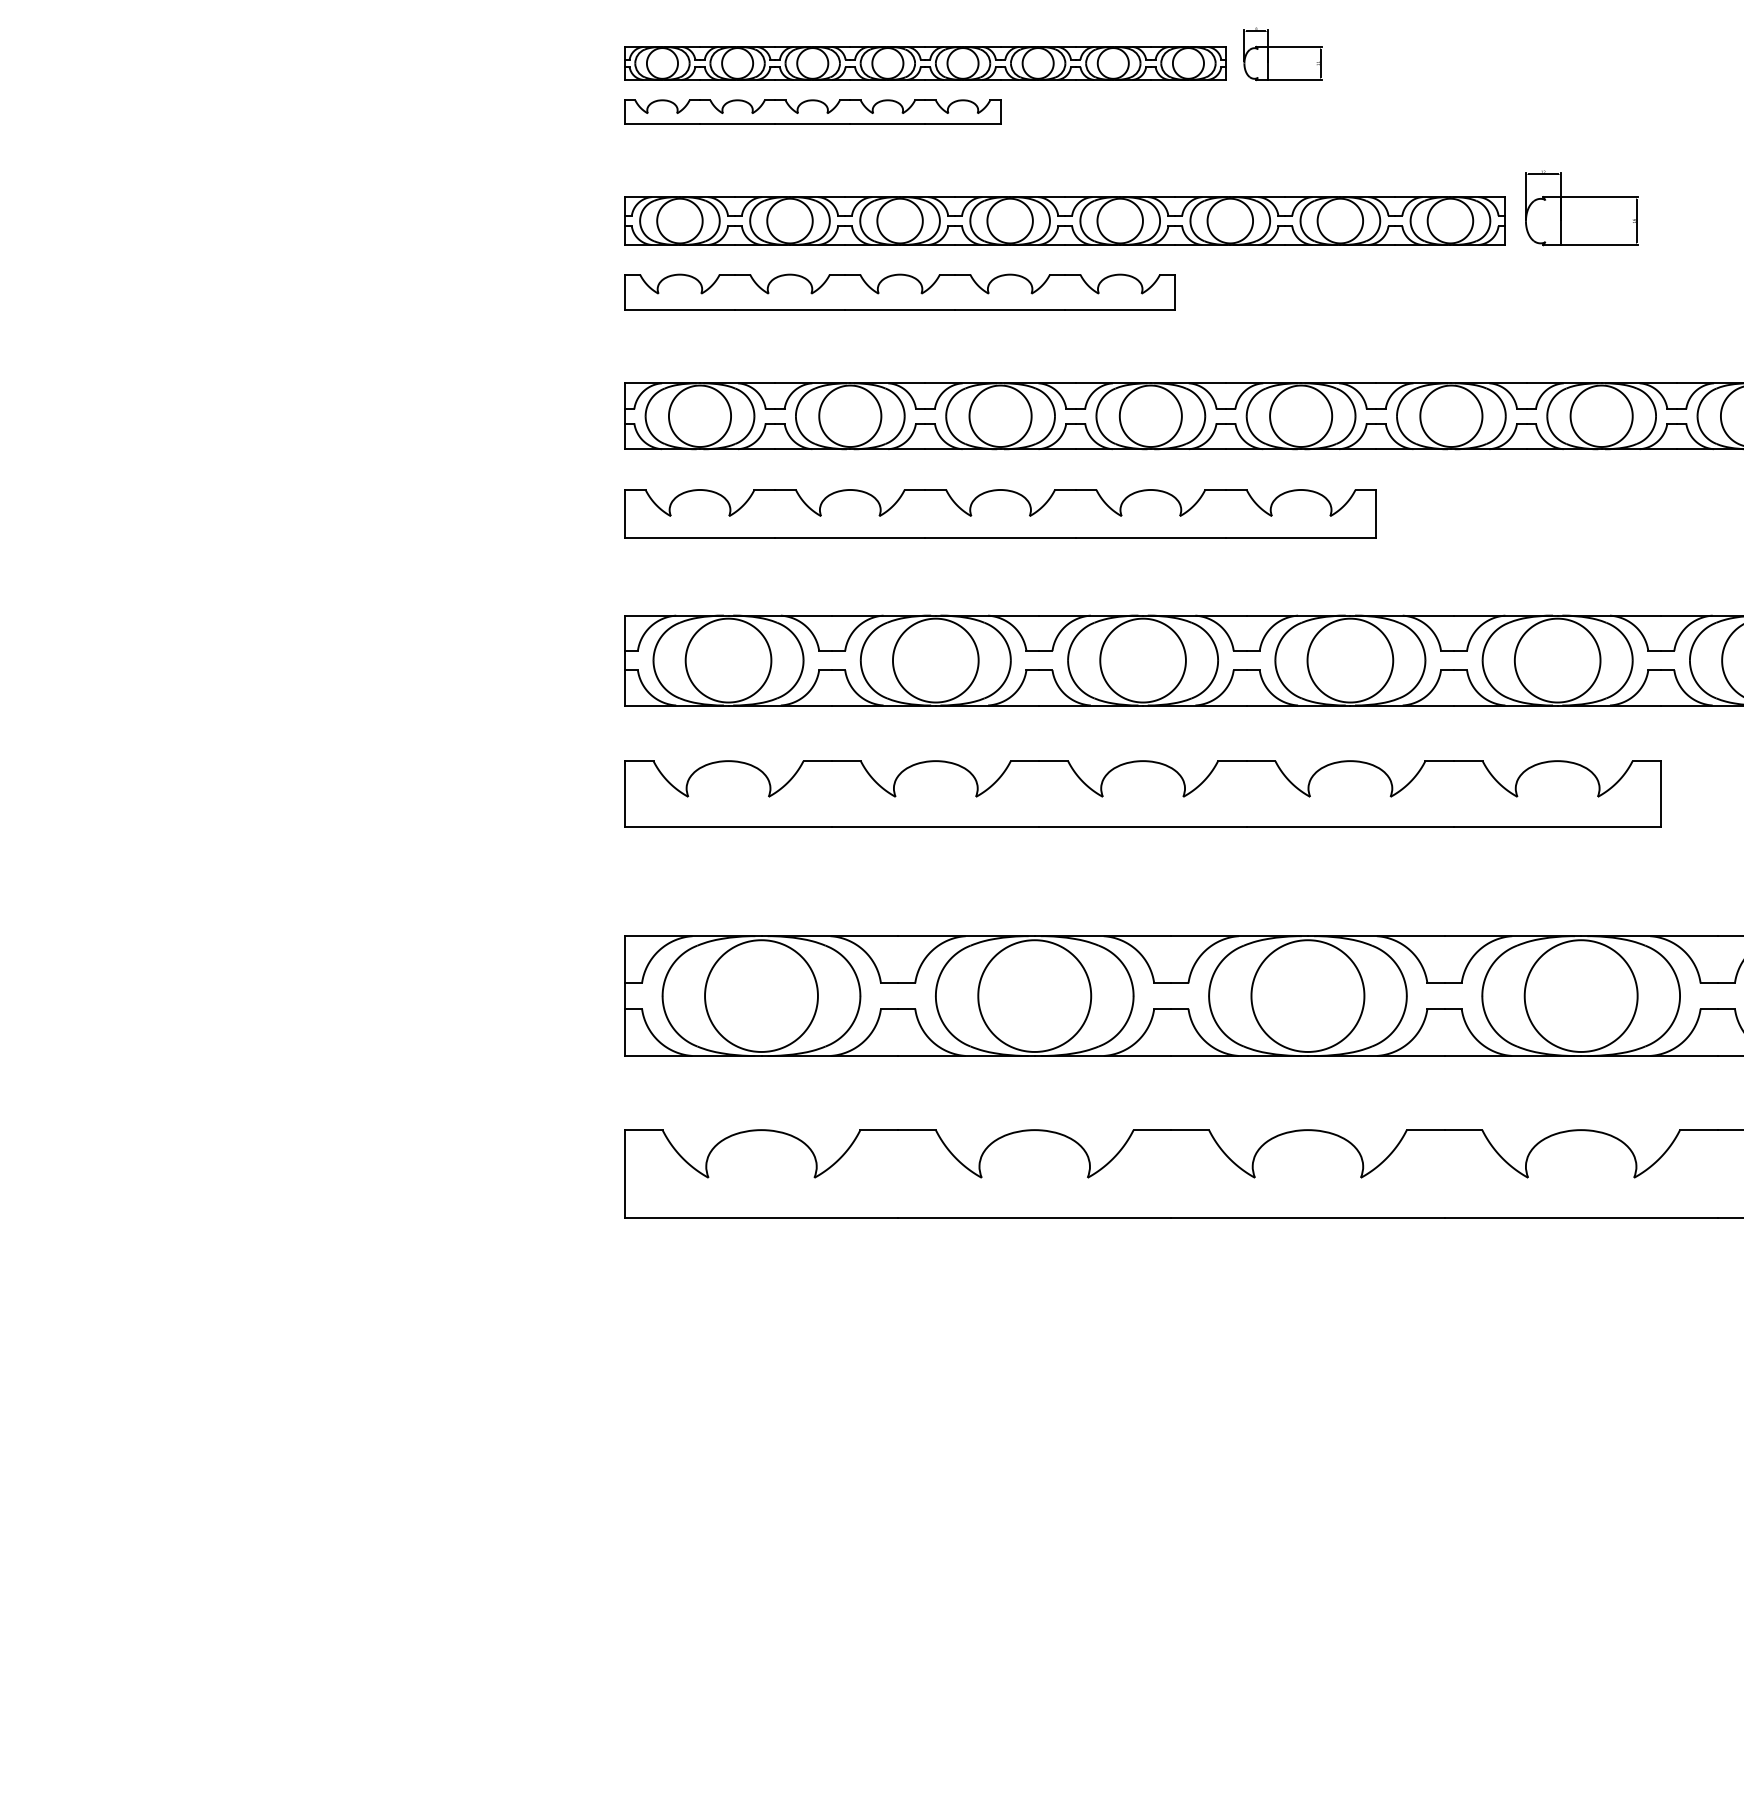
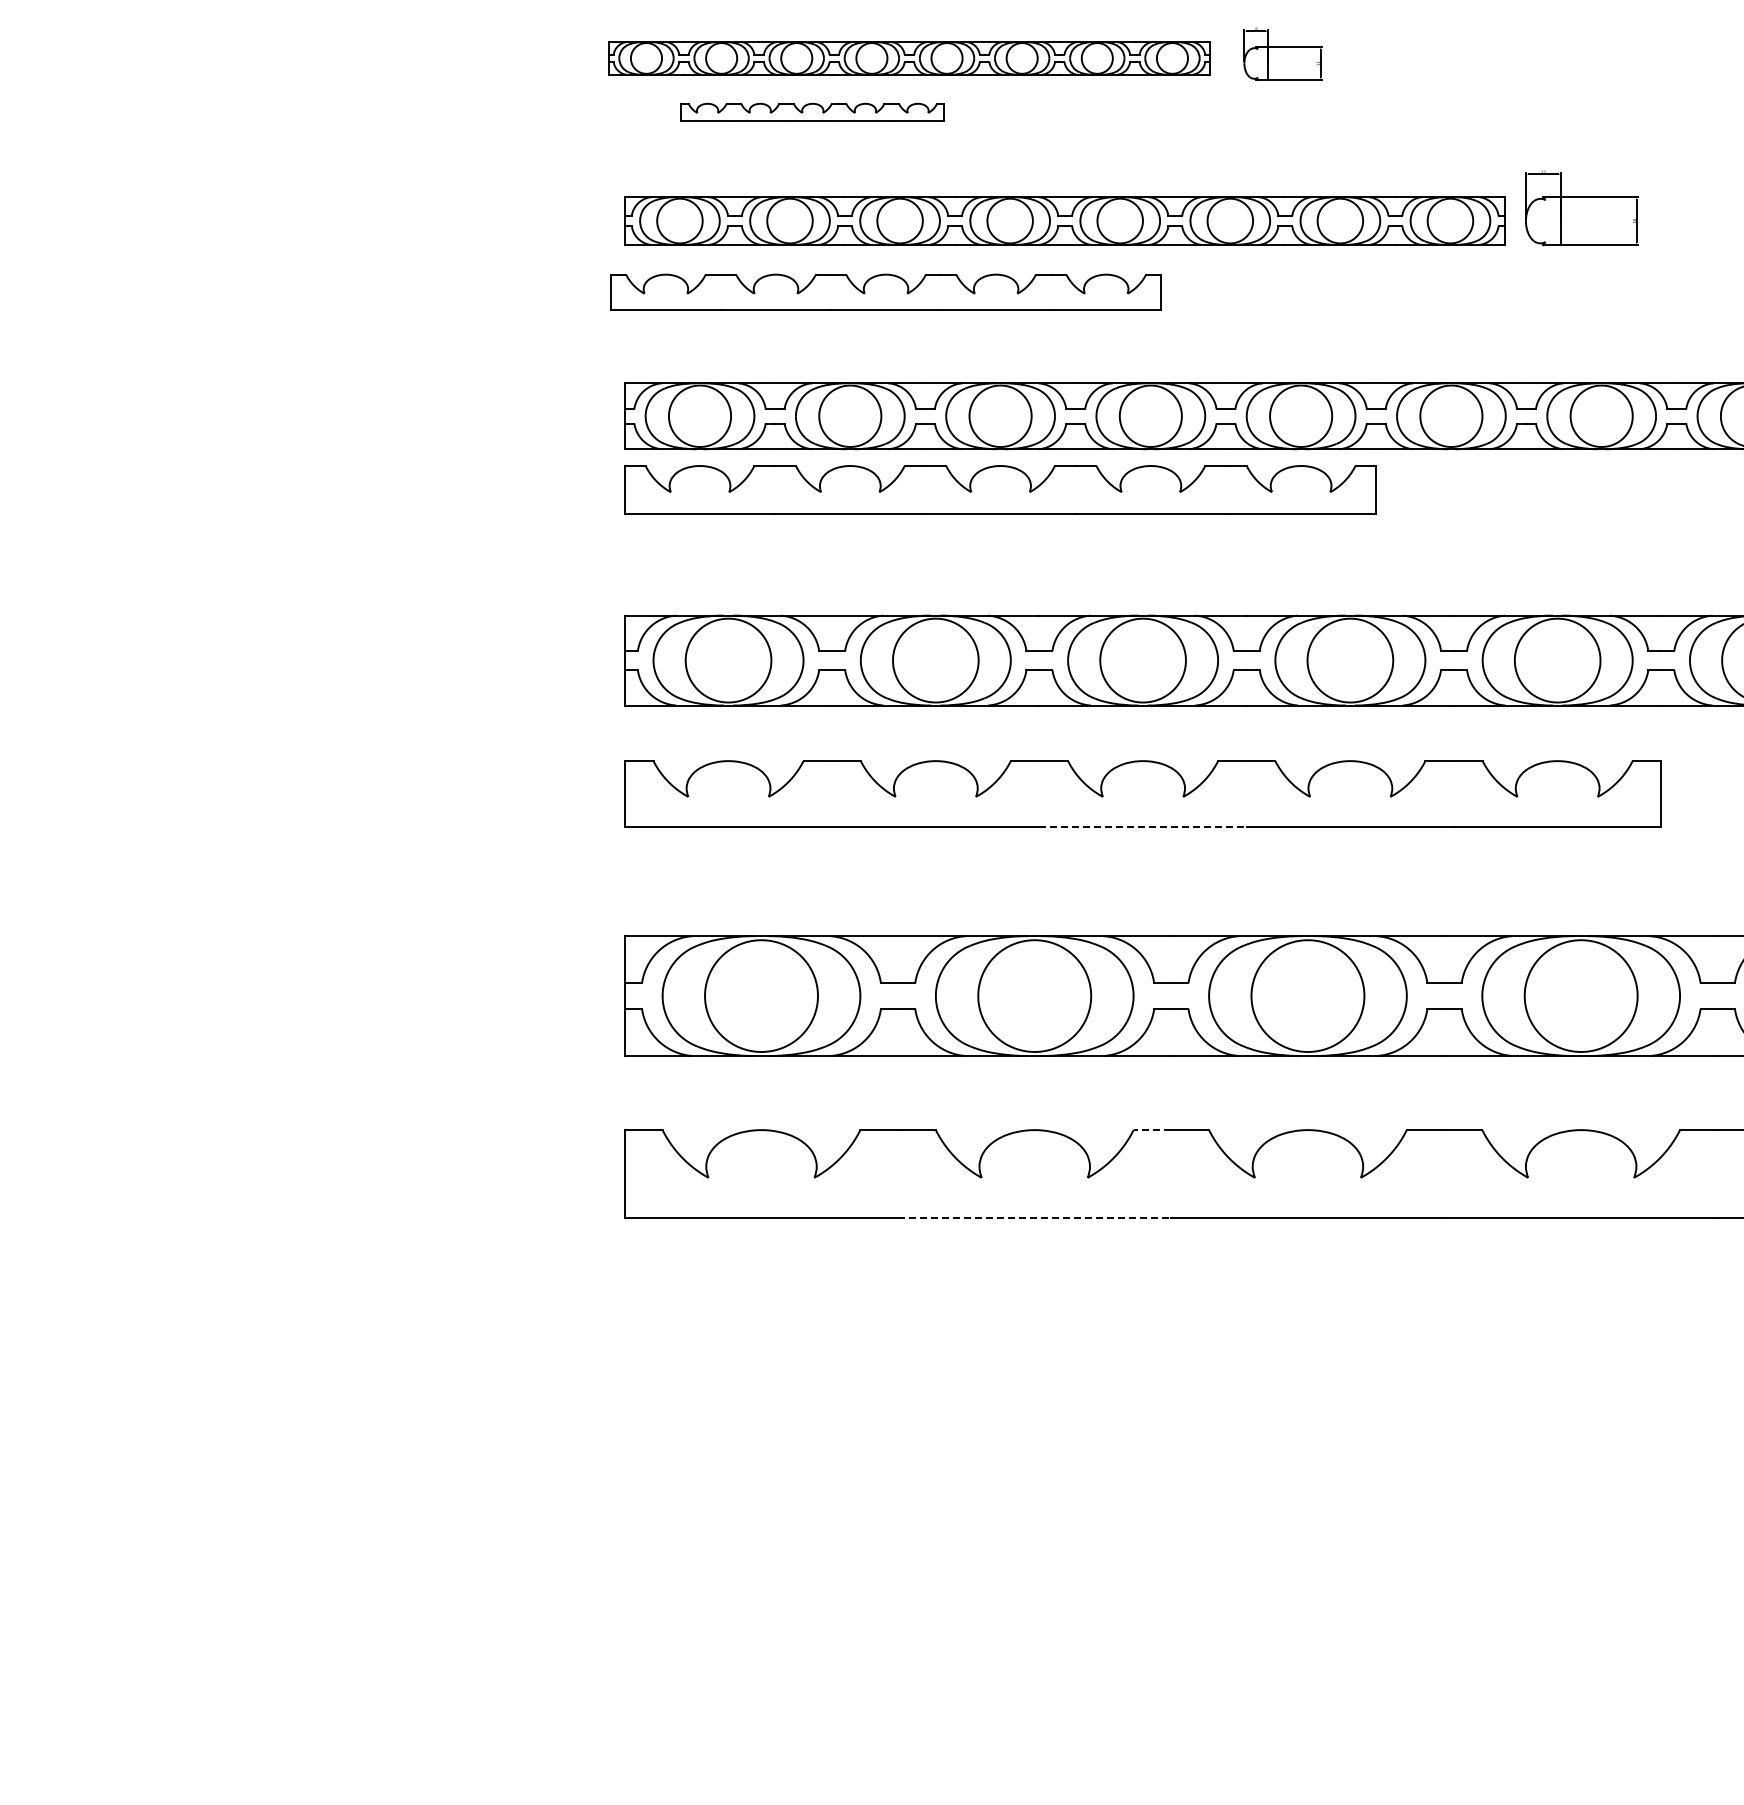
part position: (925, 63) -> (909, 58) (909, 58)
part size: 378x26 px -> 265x20 px (812, 111)
part position: (899, 291) -> (885, 291) (885, 291)
part position: (1000, 513) -> (1000, 489) (1000, 489)
line: solid -> dashed (1143, 826)
line: solid -> dashed (1152, 1130)
line: solid -> dashed (1034, 1217)
